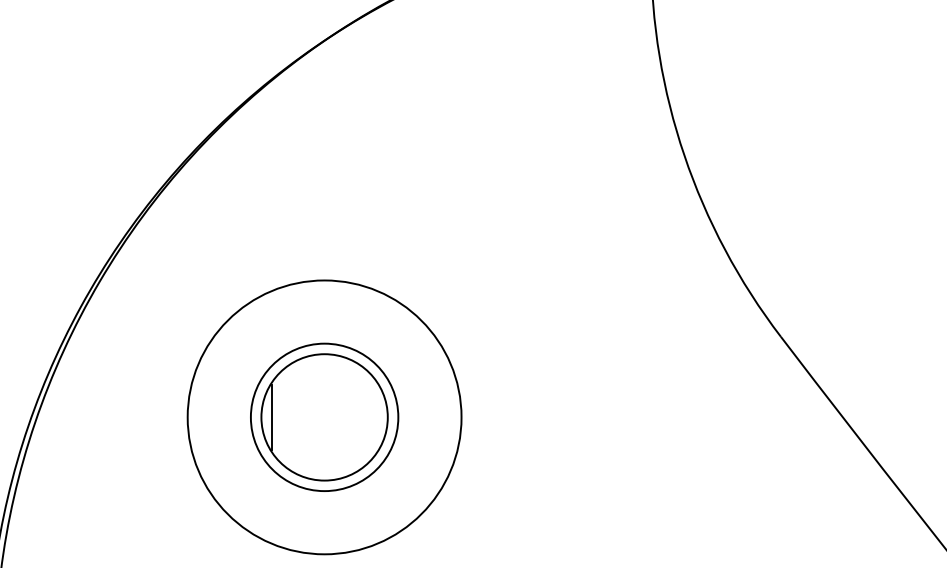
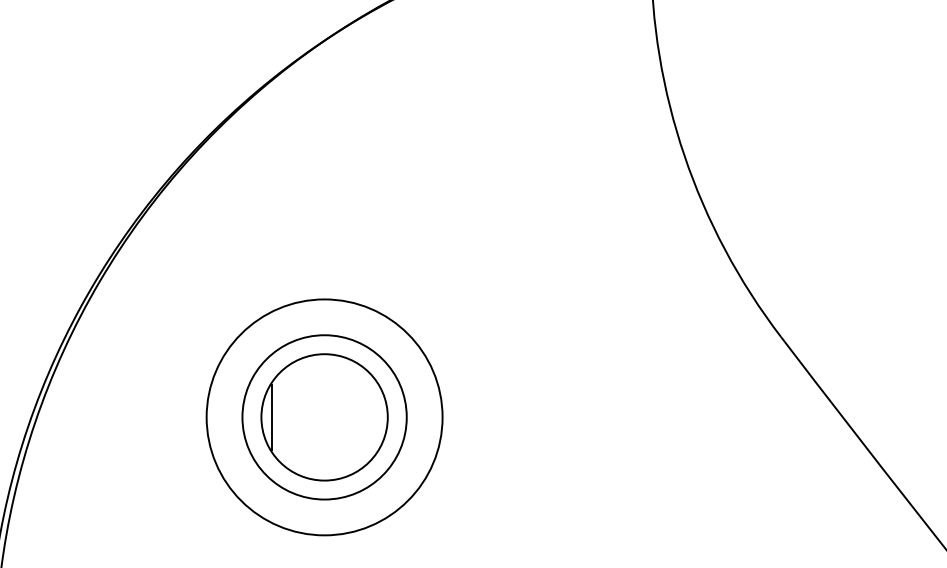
circle diameter: 147 px -> 236 px (324, 417)
circle diameter: 274 px -> 164 px (324, 417)
